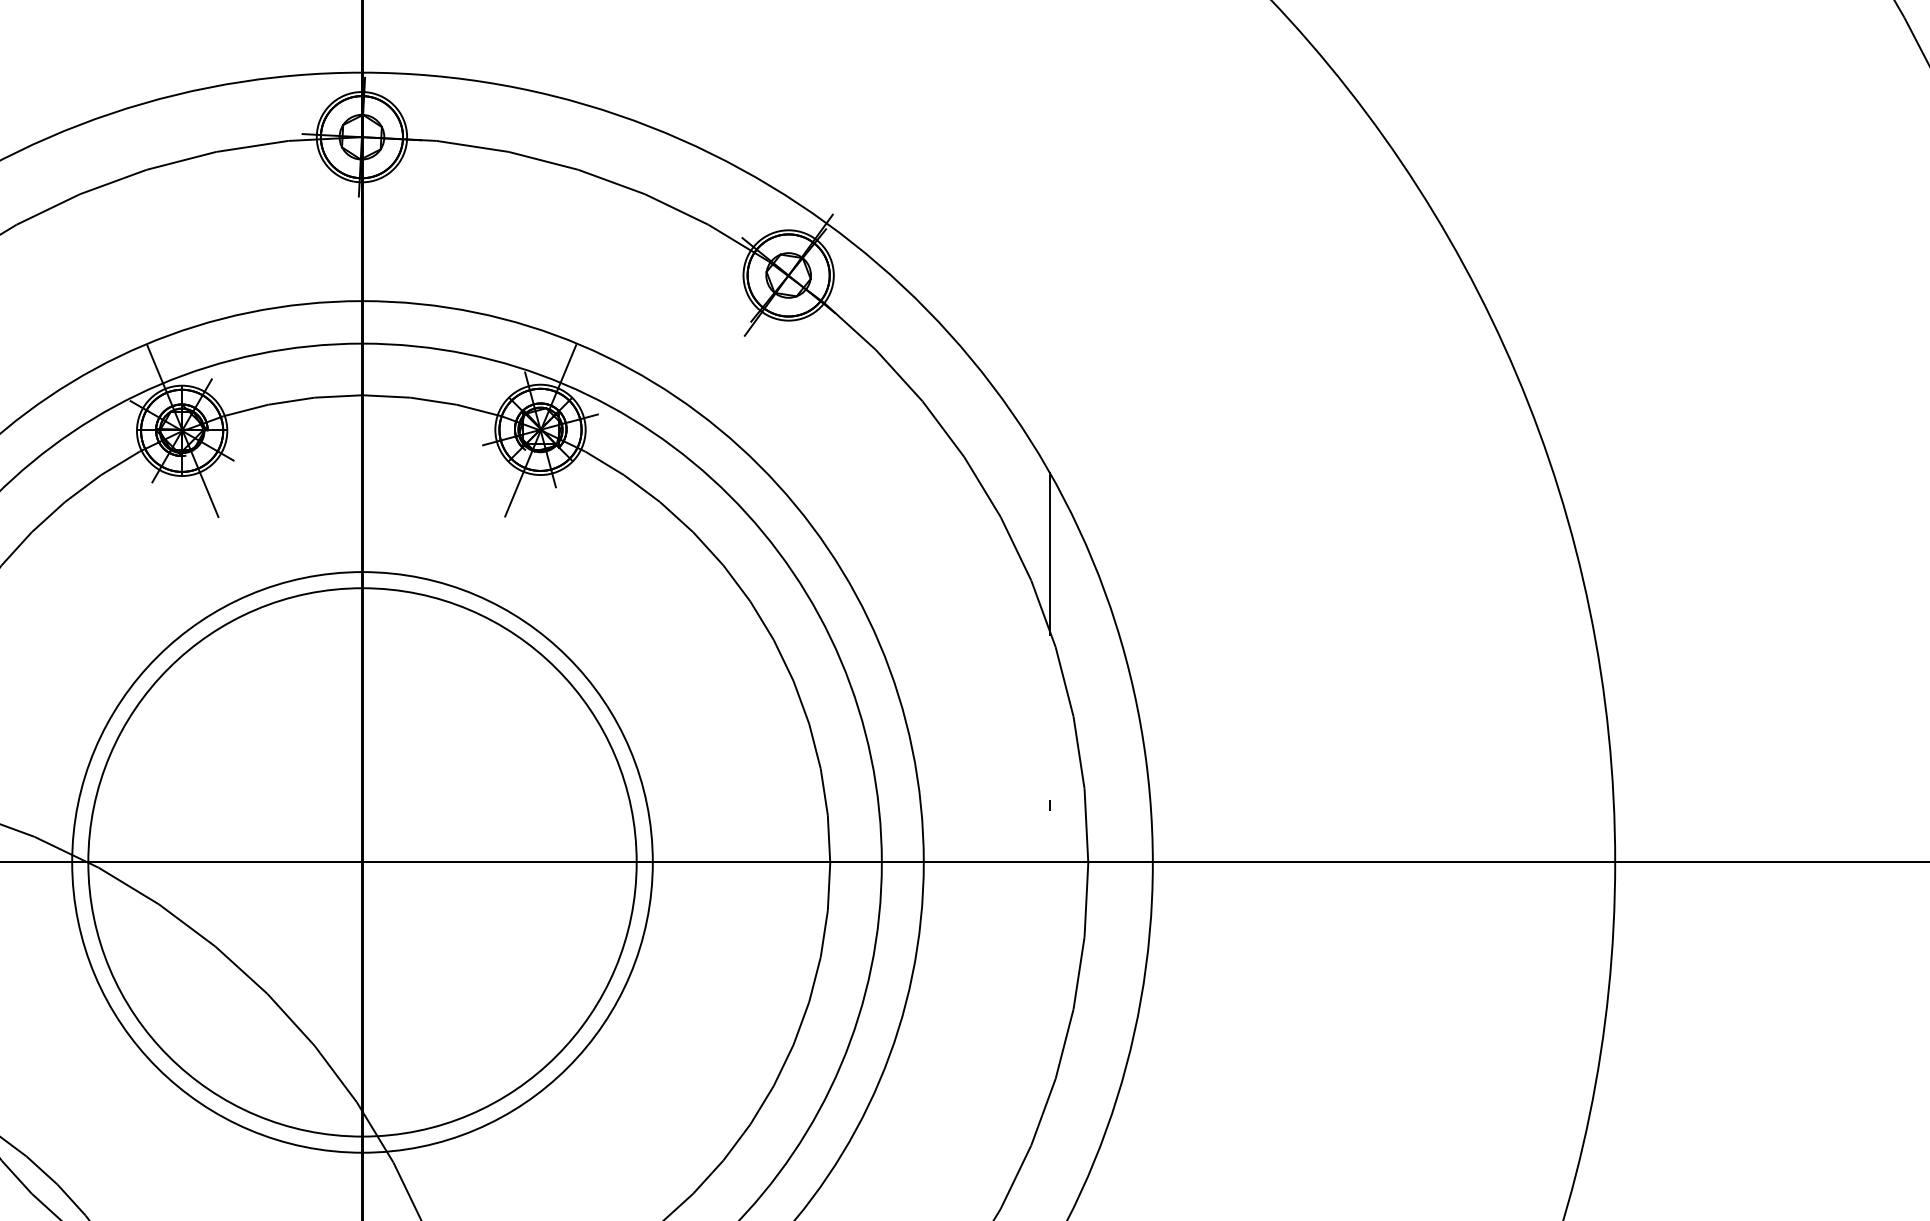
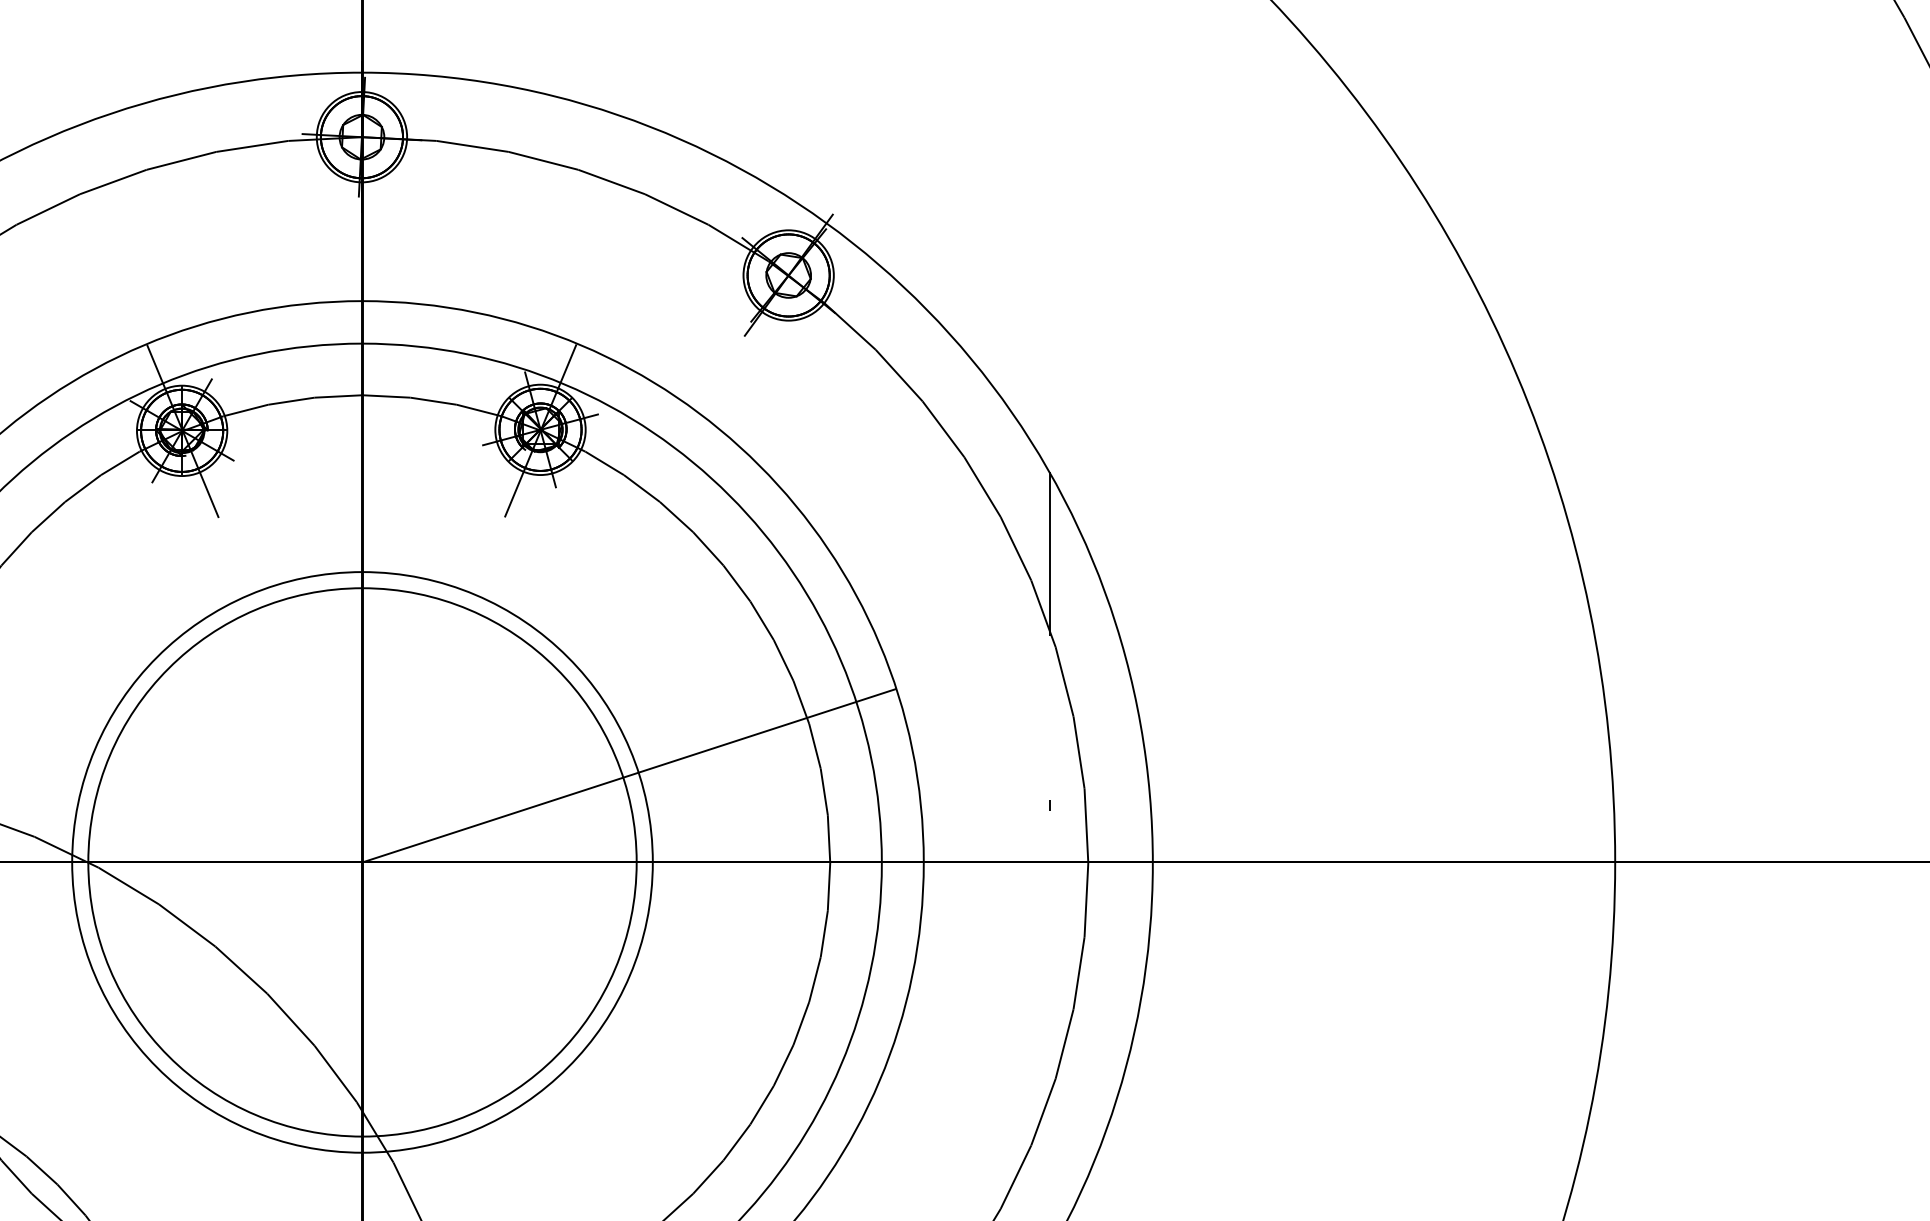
line: none -> present (629, 775)
